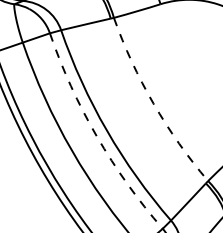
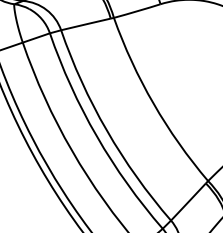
arc: dashed -> solid (153, 103)
arc: dashed -> solid (96, 136)
